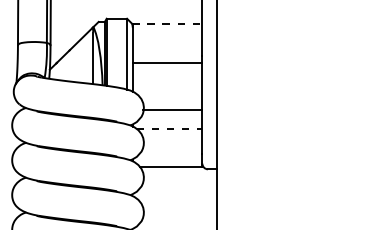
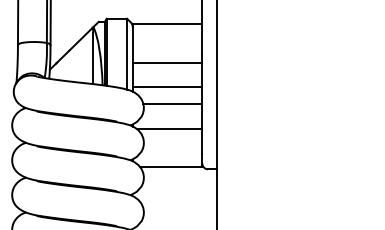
line: dashed -> solid (167, 24)
line: none -> present (167, 87)
line position: (172, 110) -> (172, 104) (172, 104)
line: dashed -> solid (169, 128)
